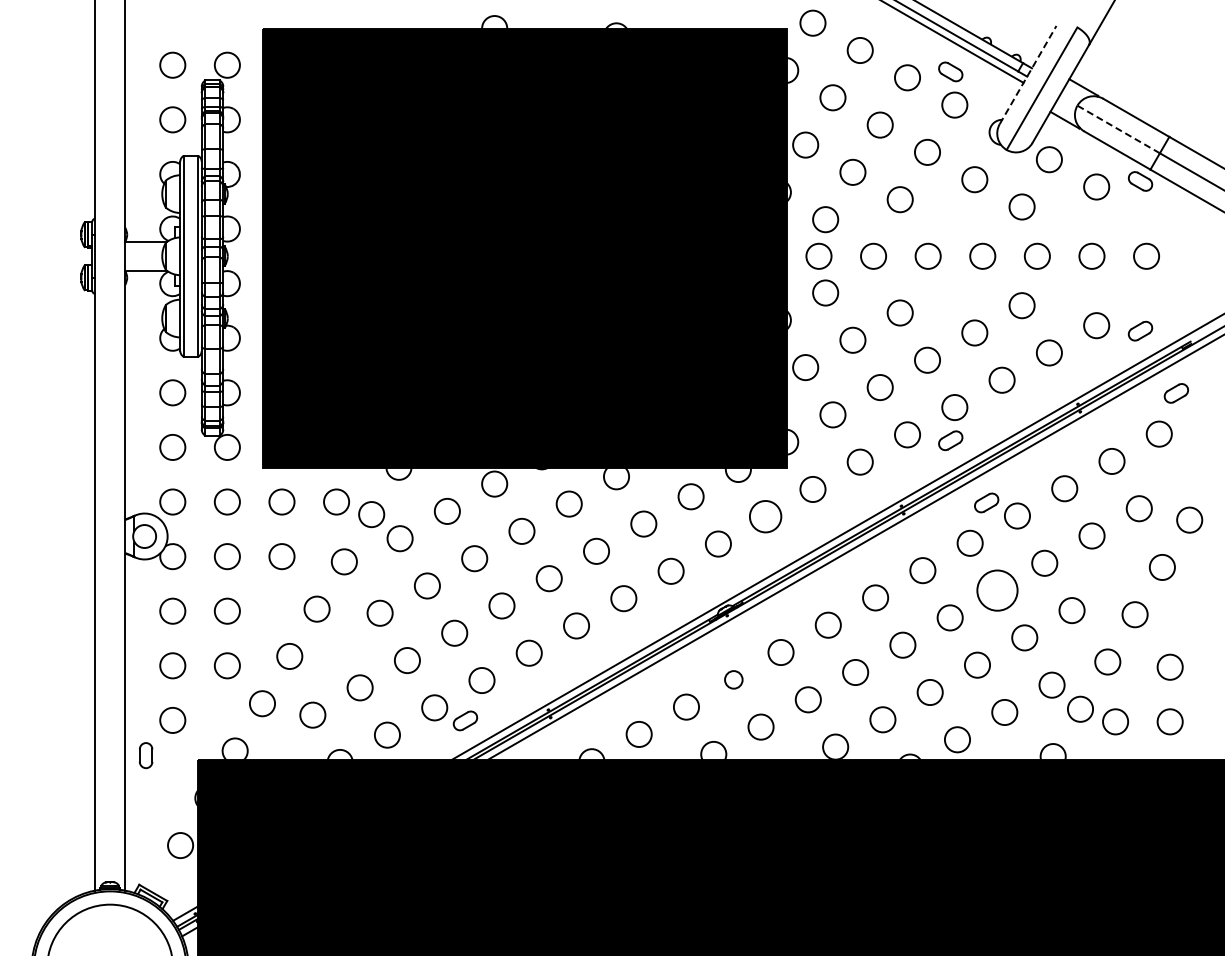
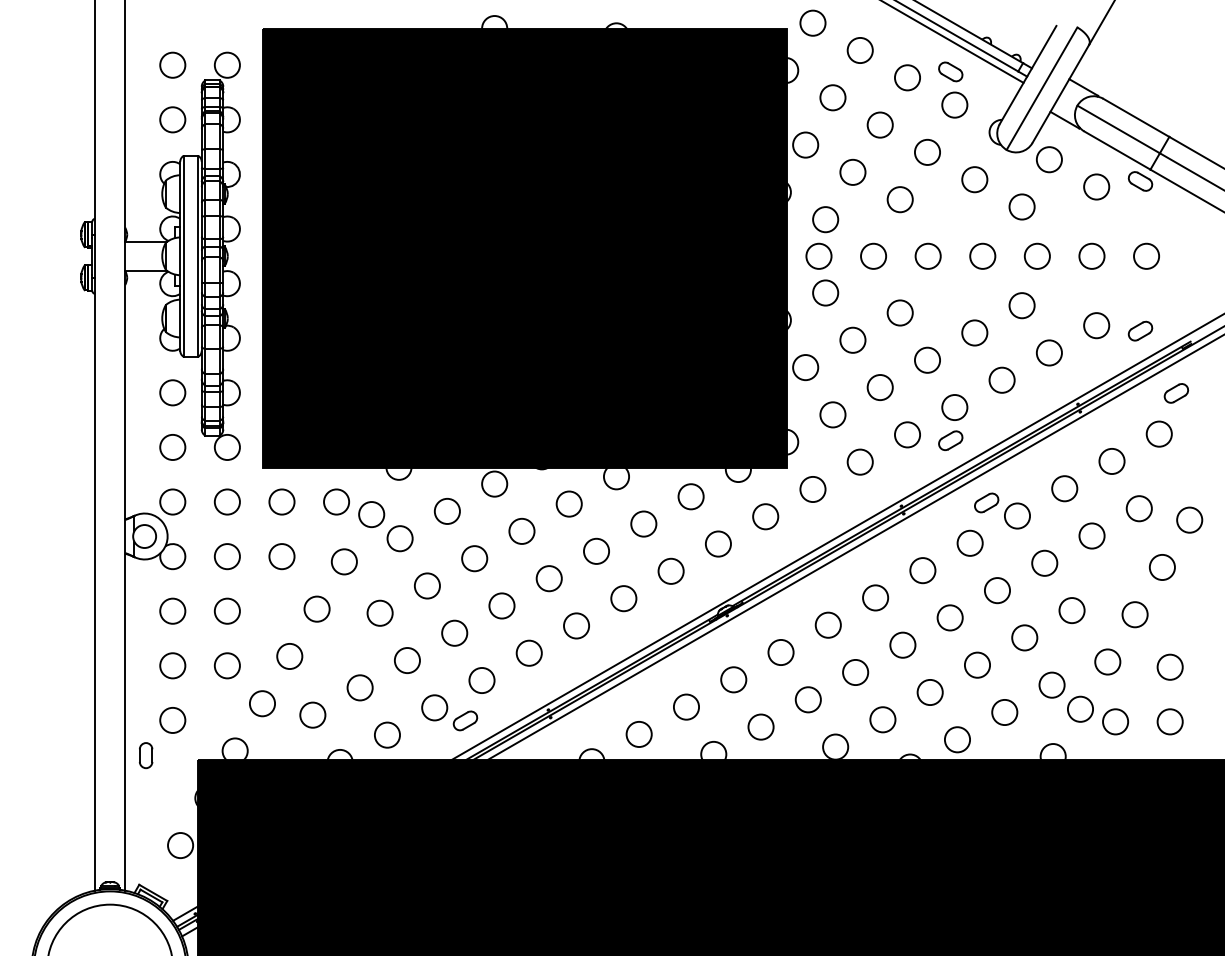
line: dashed -> solid (1028, 75)
line: dashed -> solid (1118, 129)
circle size: 34x34 px -> 28x28 px (765, 516)
circle diameter: 40 px -> 25 px (997, 590)
circle size: 20x20 px -> 28x28 px (733, 679)
